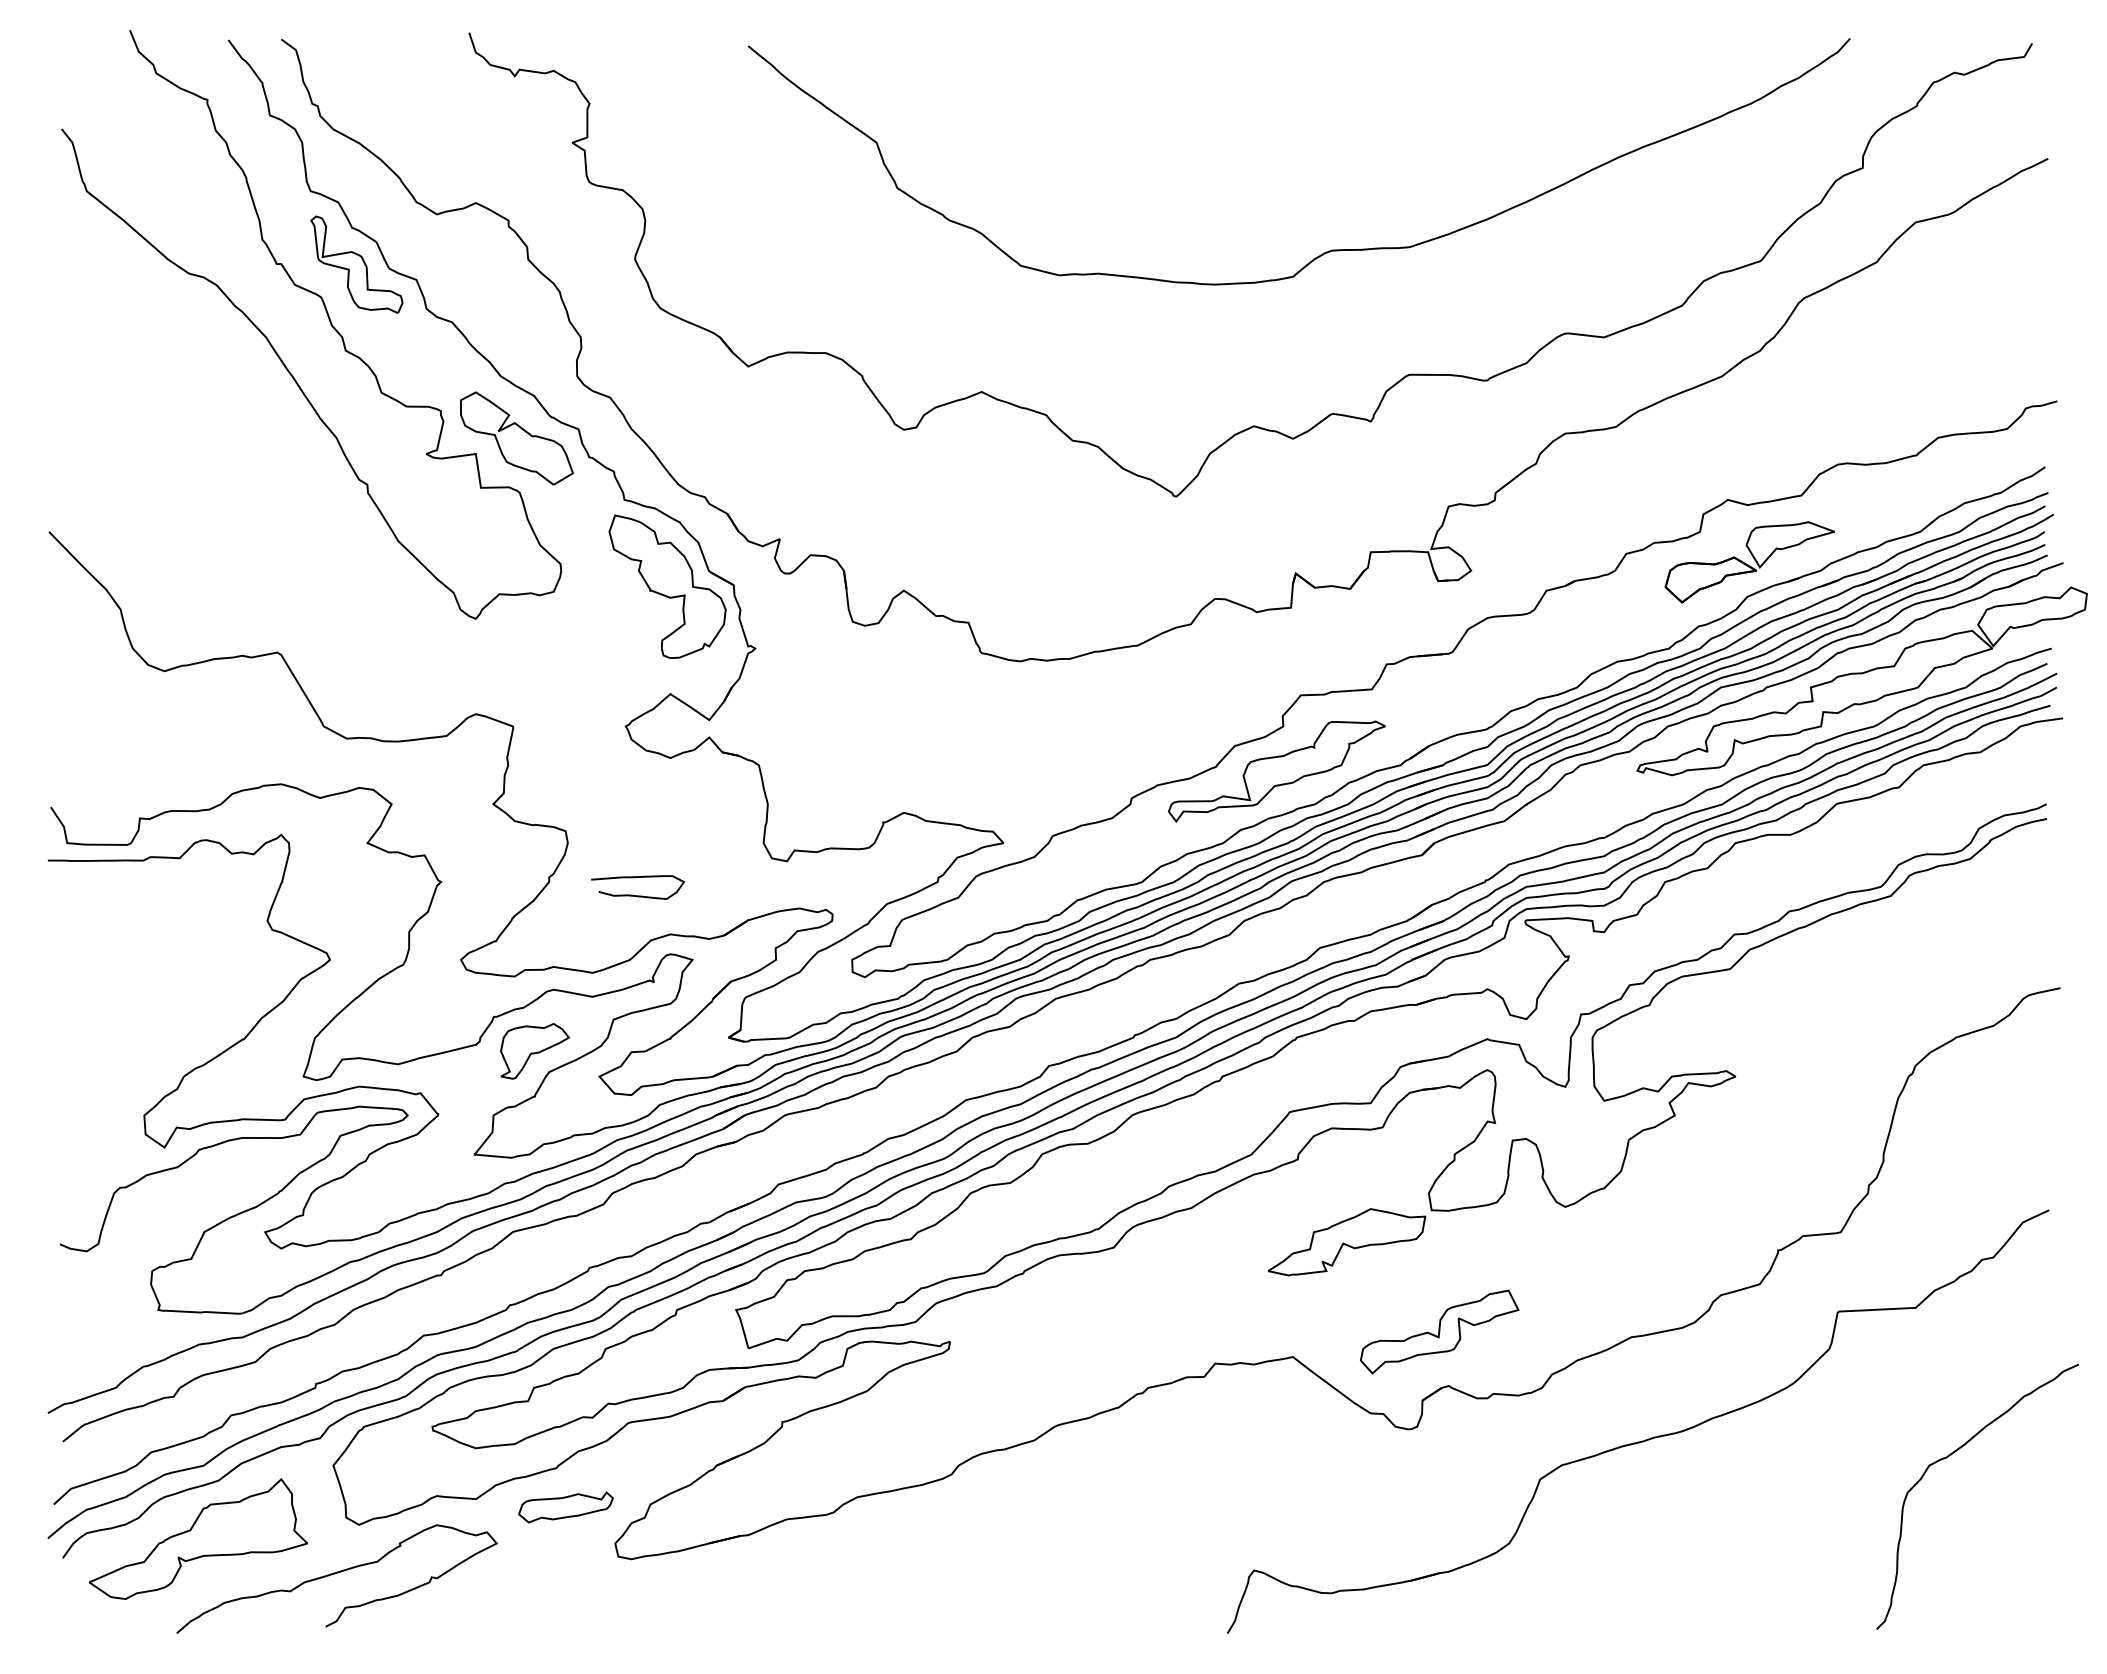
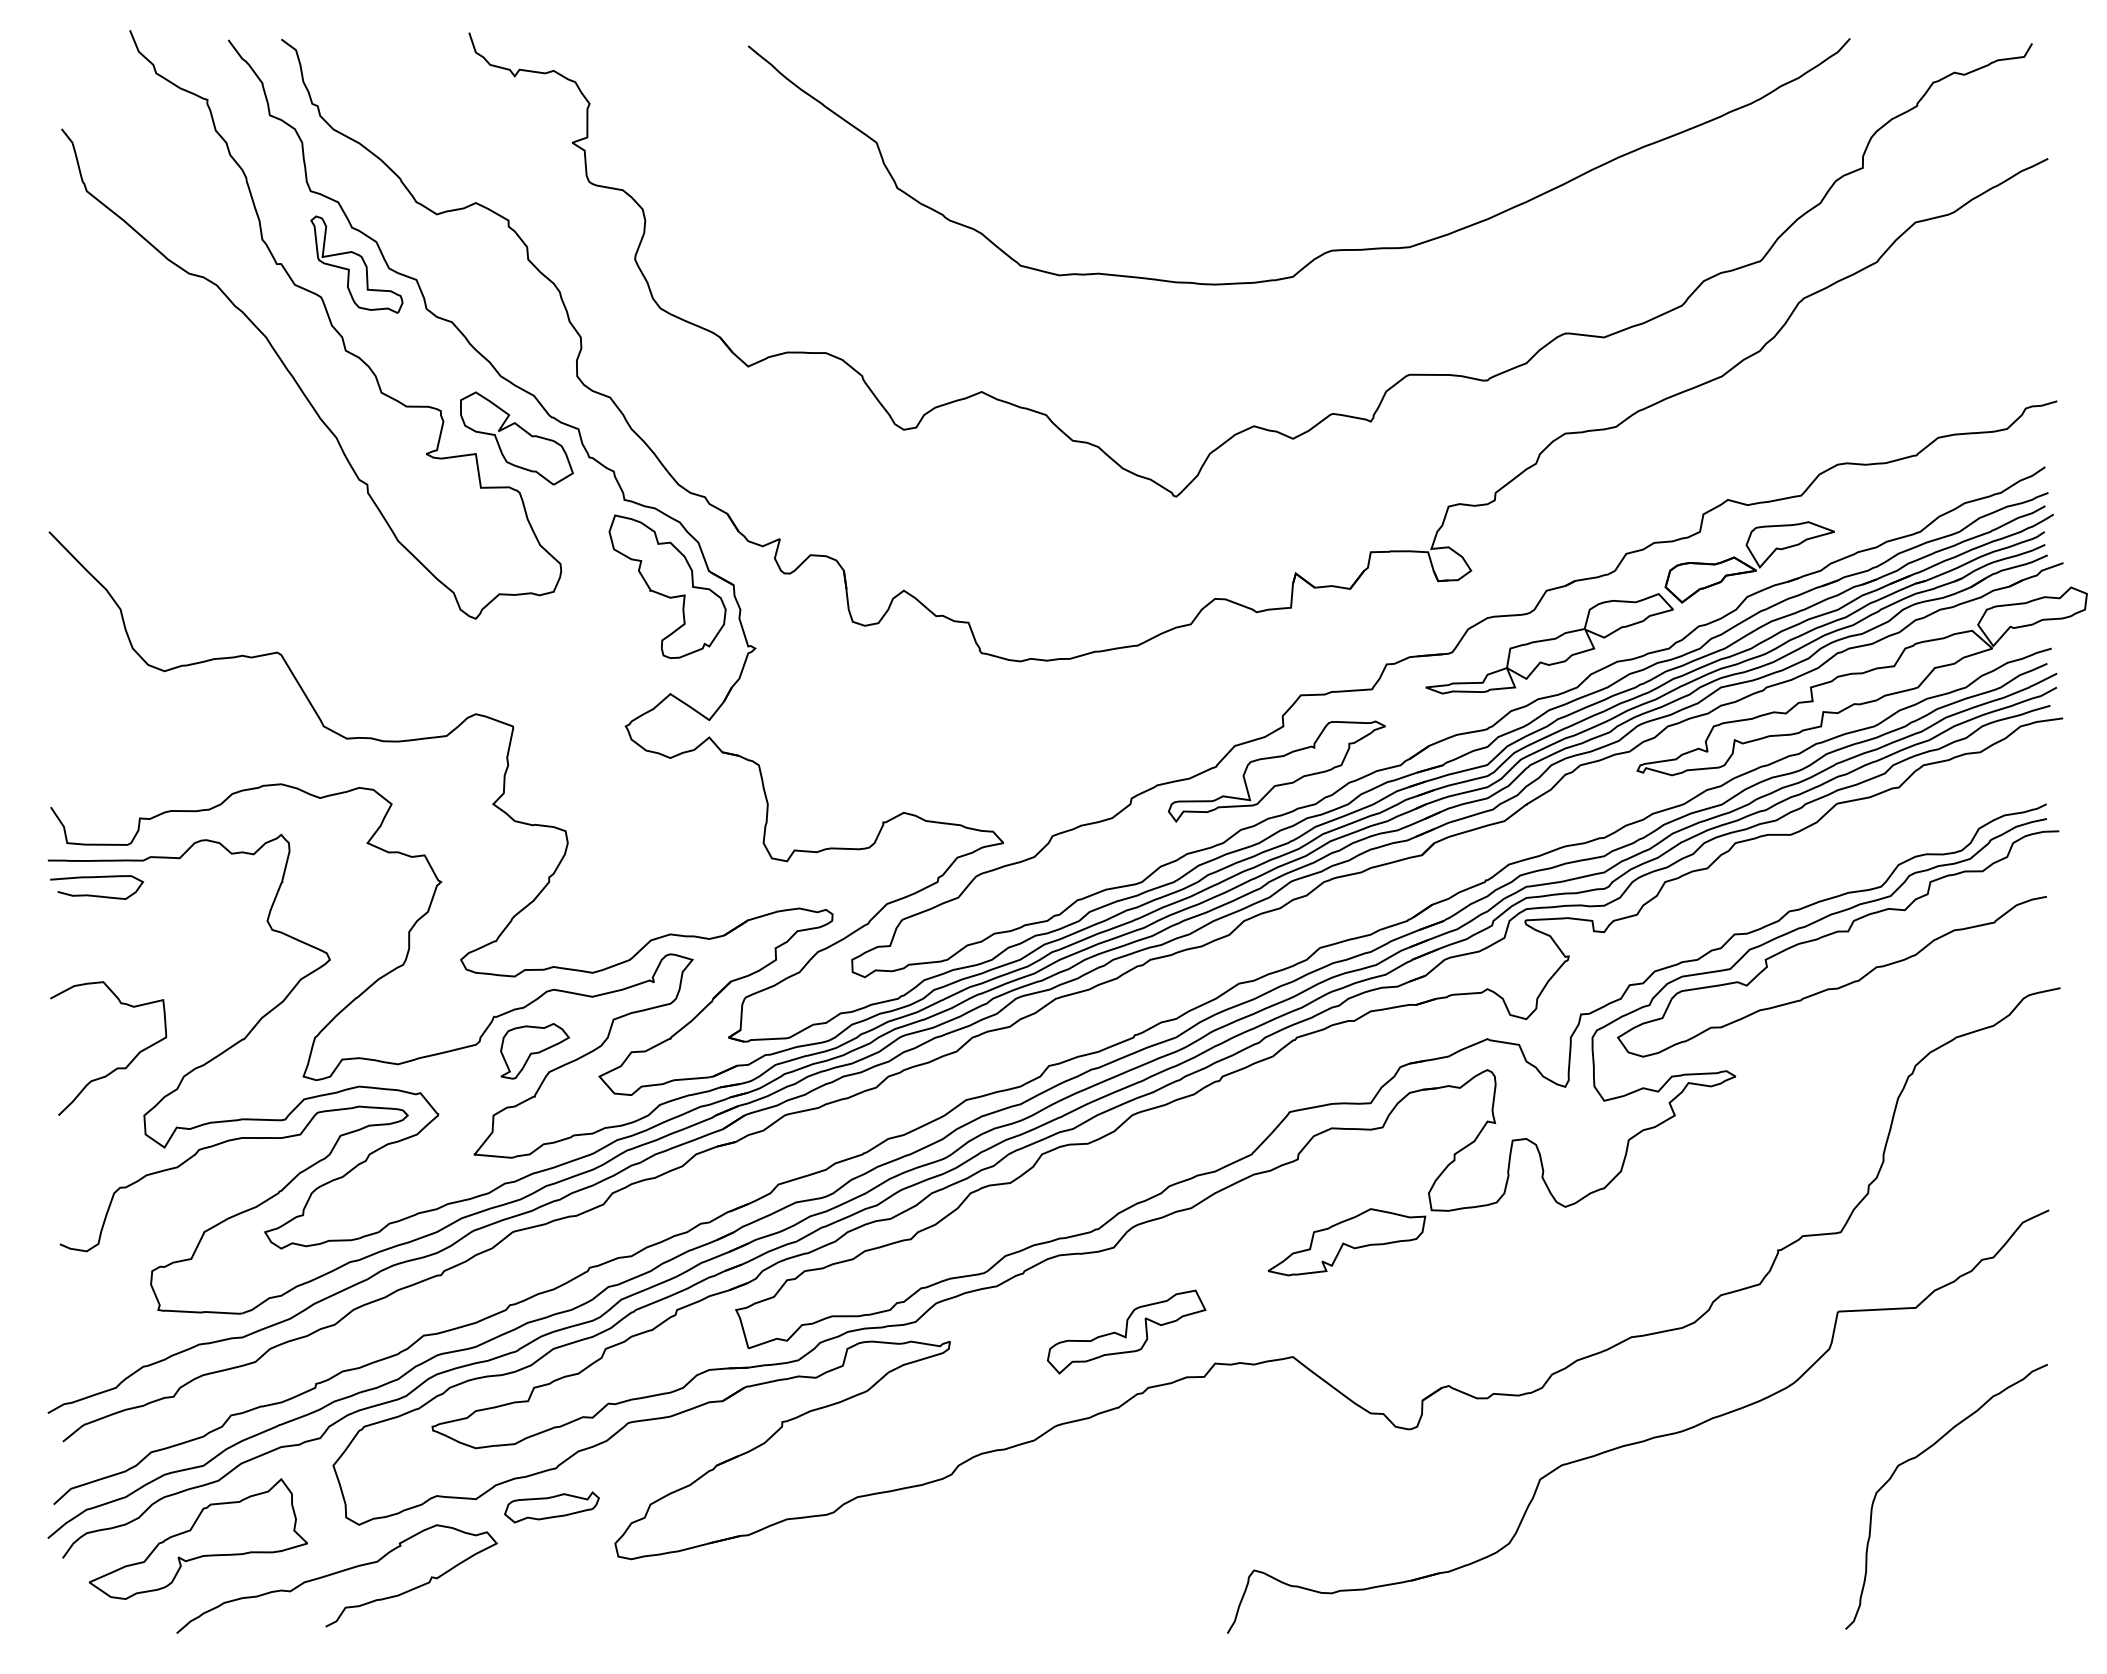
part: none -> present (1549, 643)
curve position: (638, 895) -> (97, 895) (97, 895)
curve: none -> present (1833, 934)
curve: none -> present (117, 1067)
part position: (1439, 1331) -> (1126, 1331) (1126, 1331)
curve position: (1951, 1455) -> (1920, 1455) (1920, 1455)
part position: (565, 1507) -> (551, 1507) (551, 1507)
